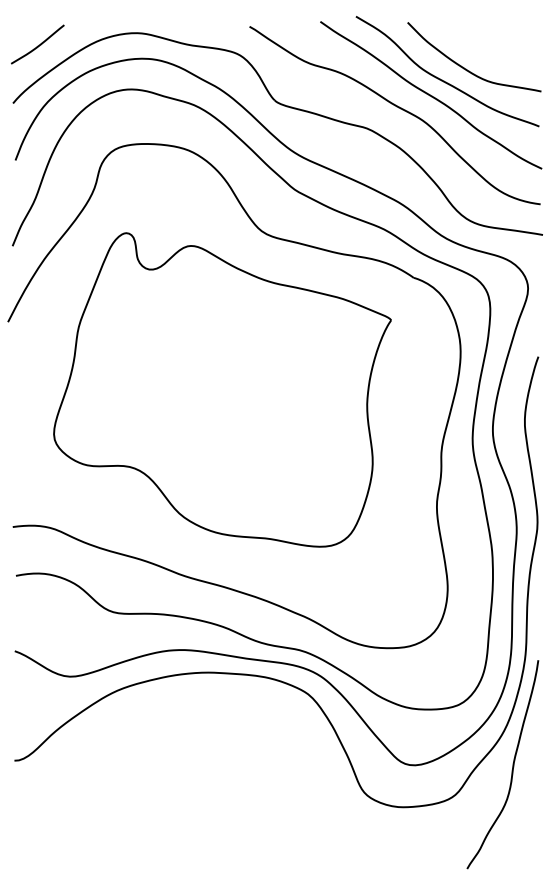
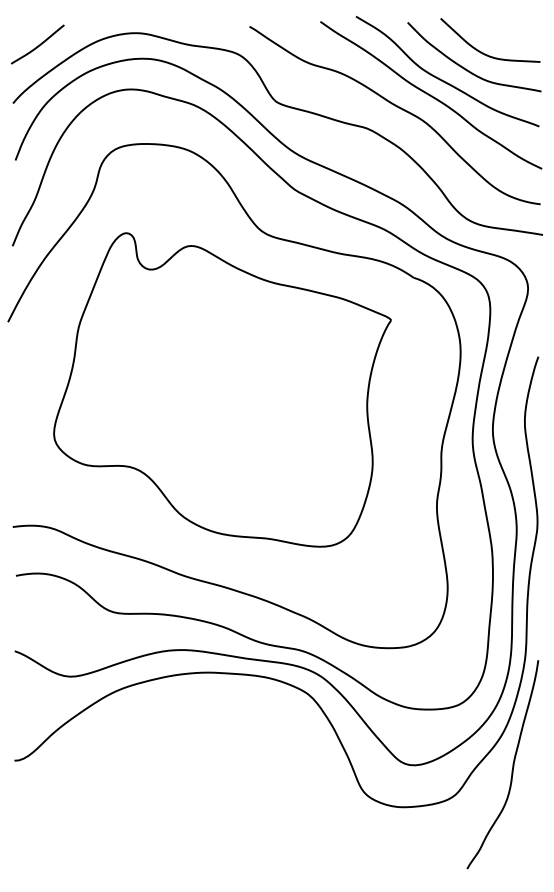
curve: none -> present (483, 52)
